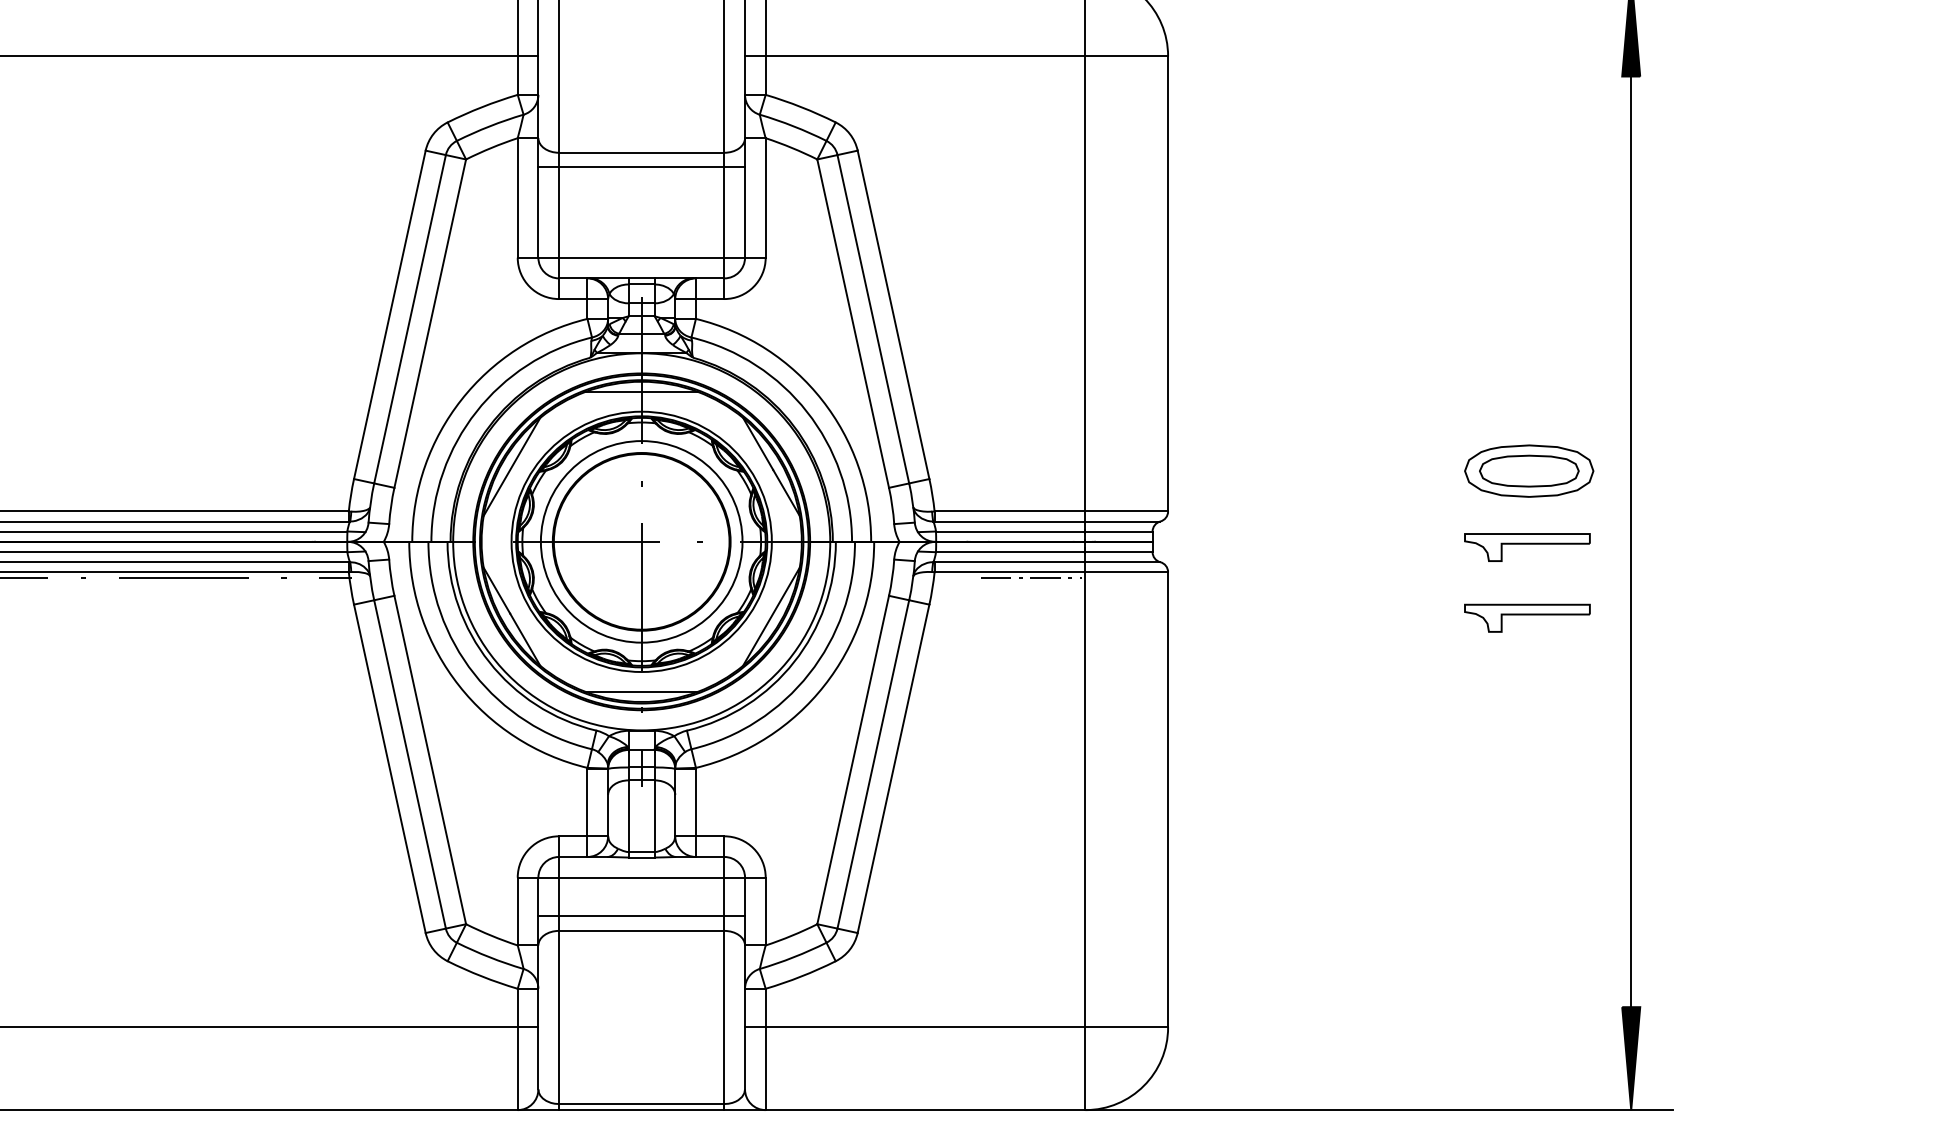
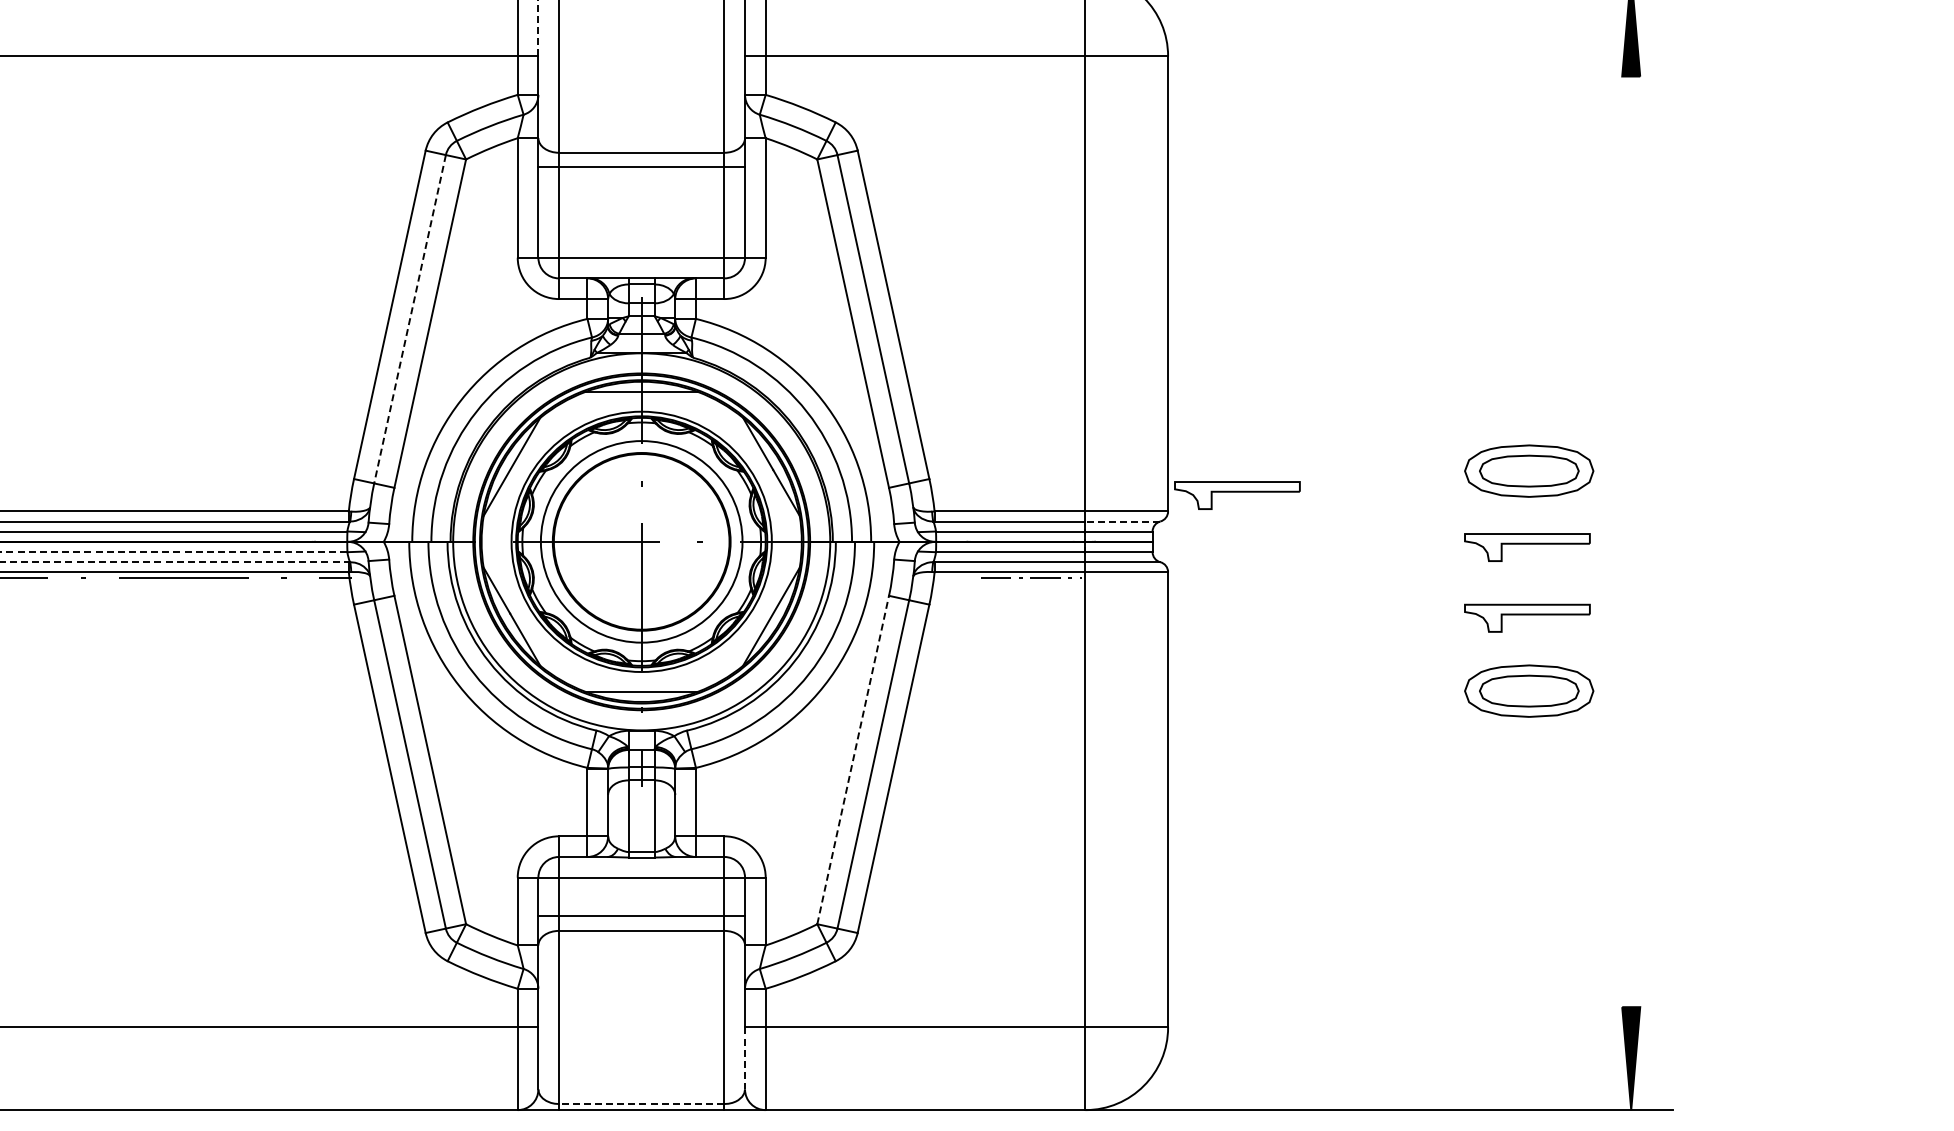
line: solid -> dashed (538, 28)
line: solid -> dashed (409, 319)
part: none -> present (1237, 495)
line: solid -> dashed (1122, 521)
line: present -> none (1631, 541)
line: solid -> dashed (173, 552)
line: solid -> dashed (175, 562)
part: none -> present (1529, 690)
line: solid -> dashed (853, 759)
line: solid -> dashed (745, 1058)
line: solid -> dashed (641, 1104)
